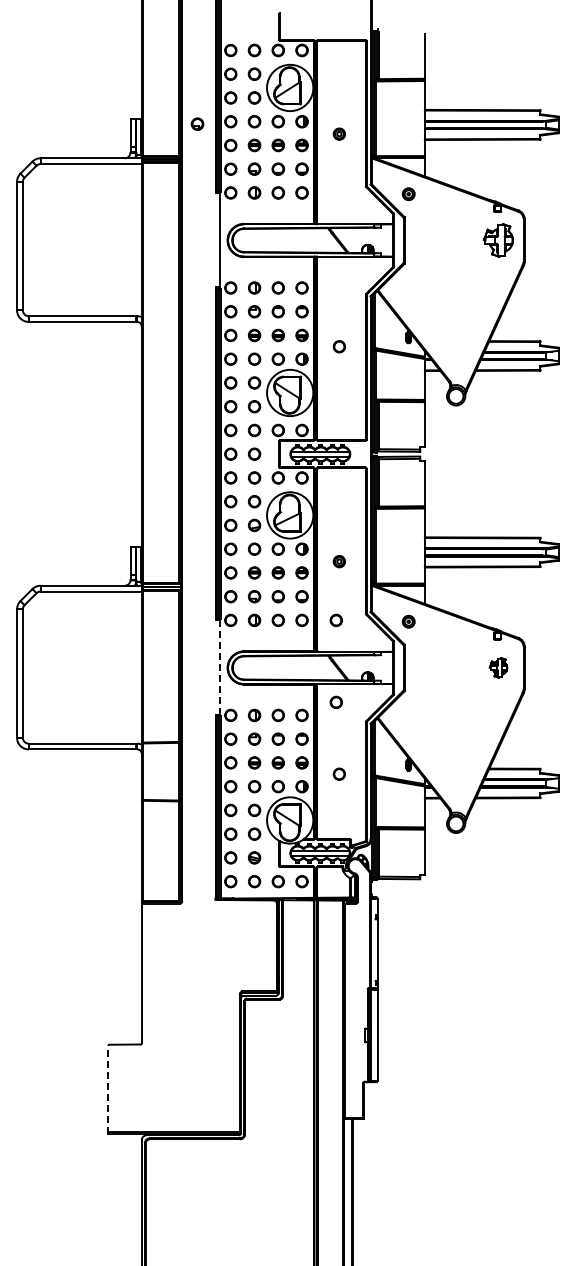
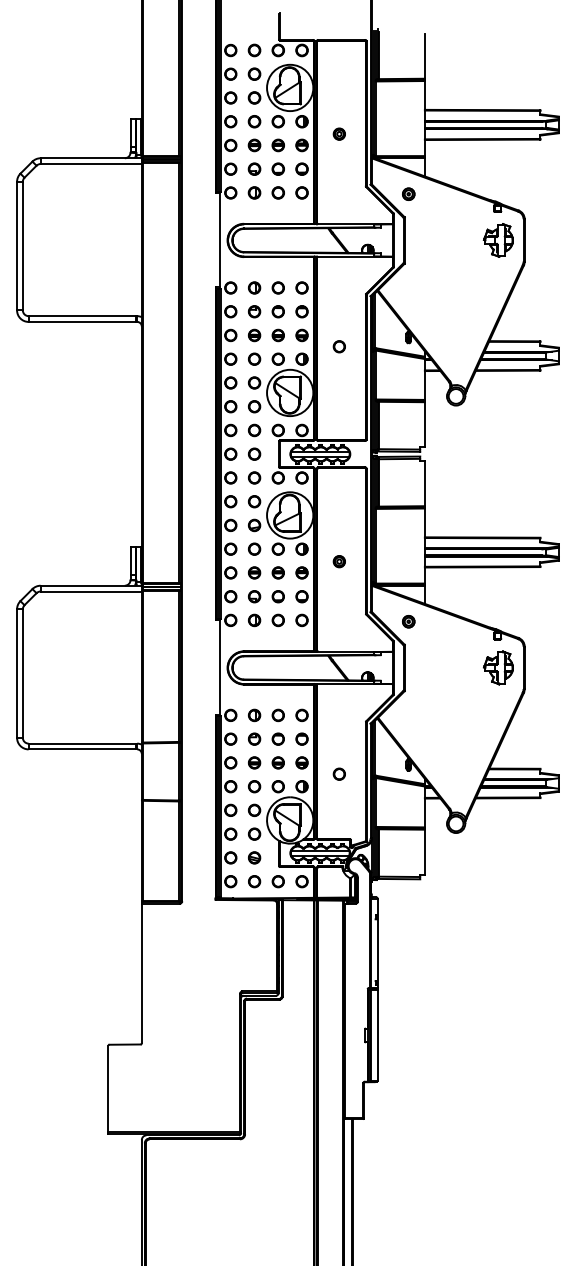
part: present -> none (197, 123)
part: present -> none (335, 620)
line: dashed -> solid (220, 667)
part size: 21x22 px -> 31x36 px (498, 667)
part: present -> none (335, 702)
line: dashed -> solid (108, 1089)
